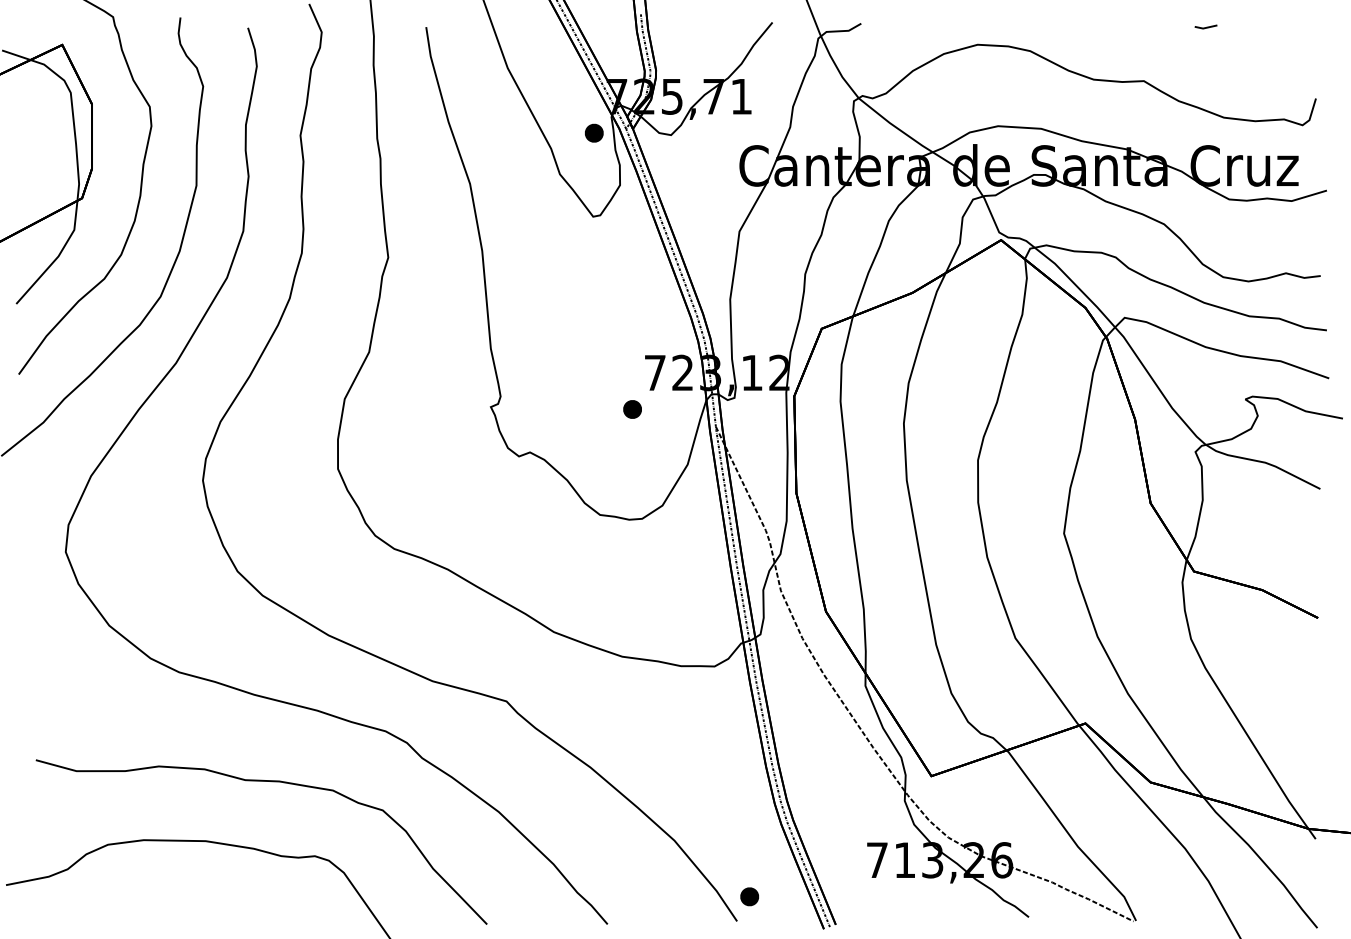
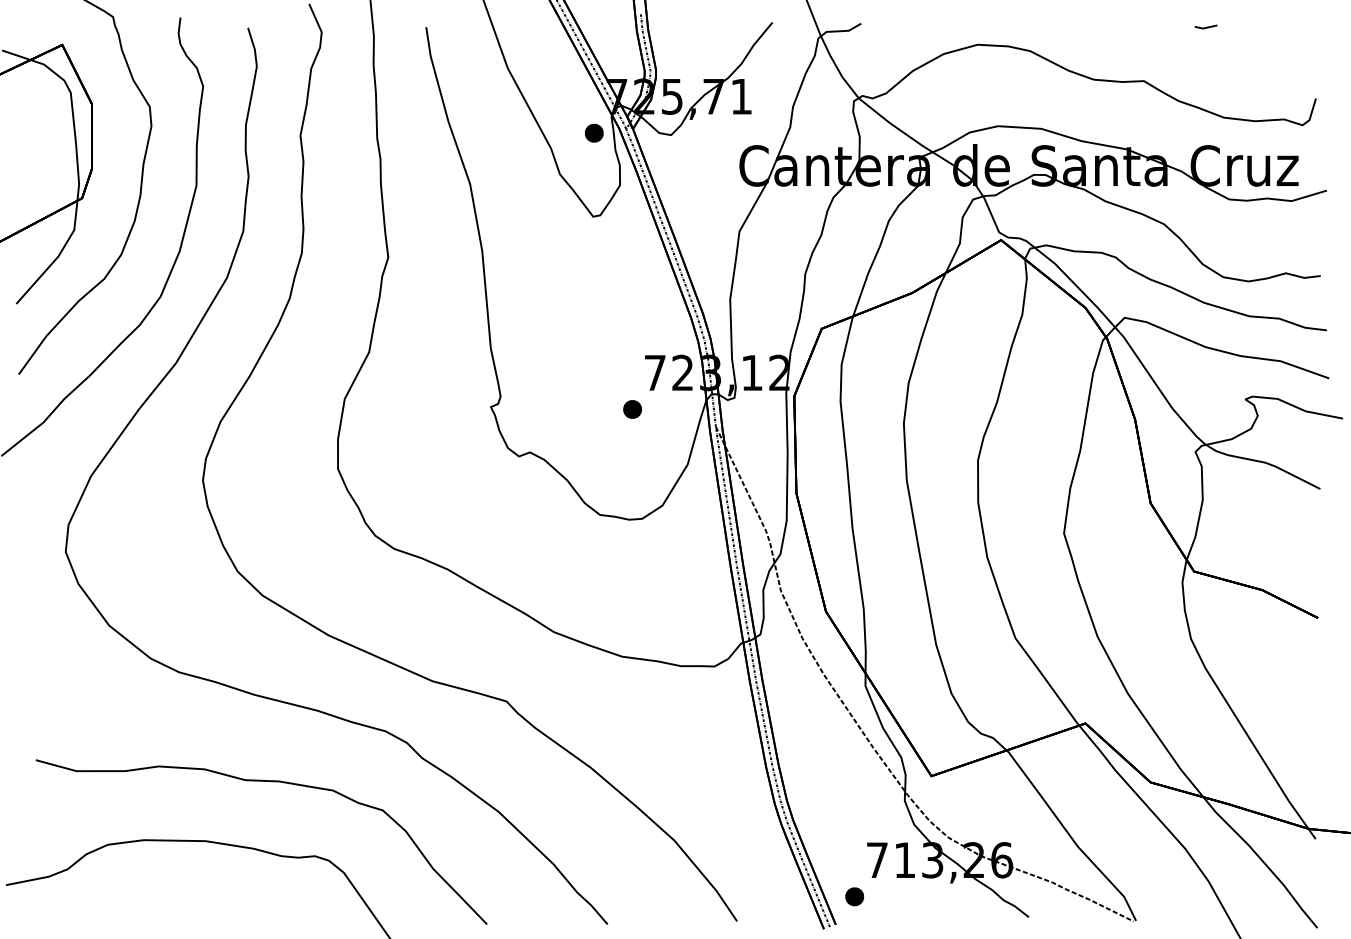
part position: (749, 896) -> (854, 896) (854, 896)
